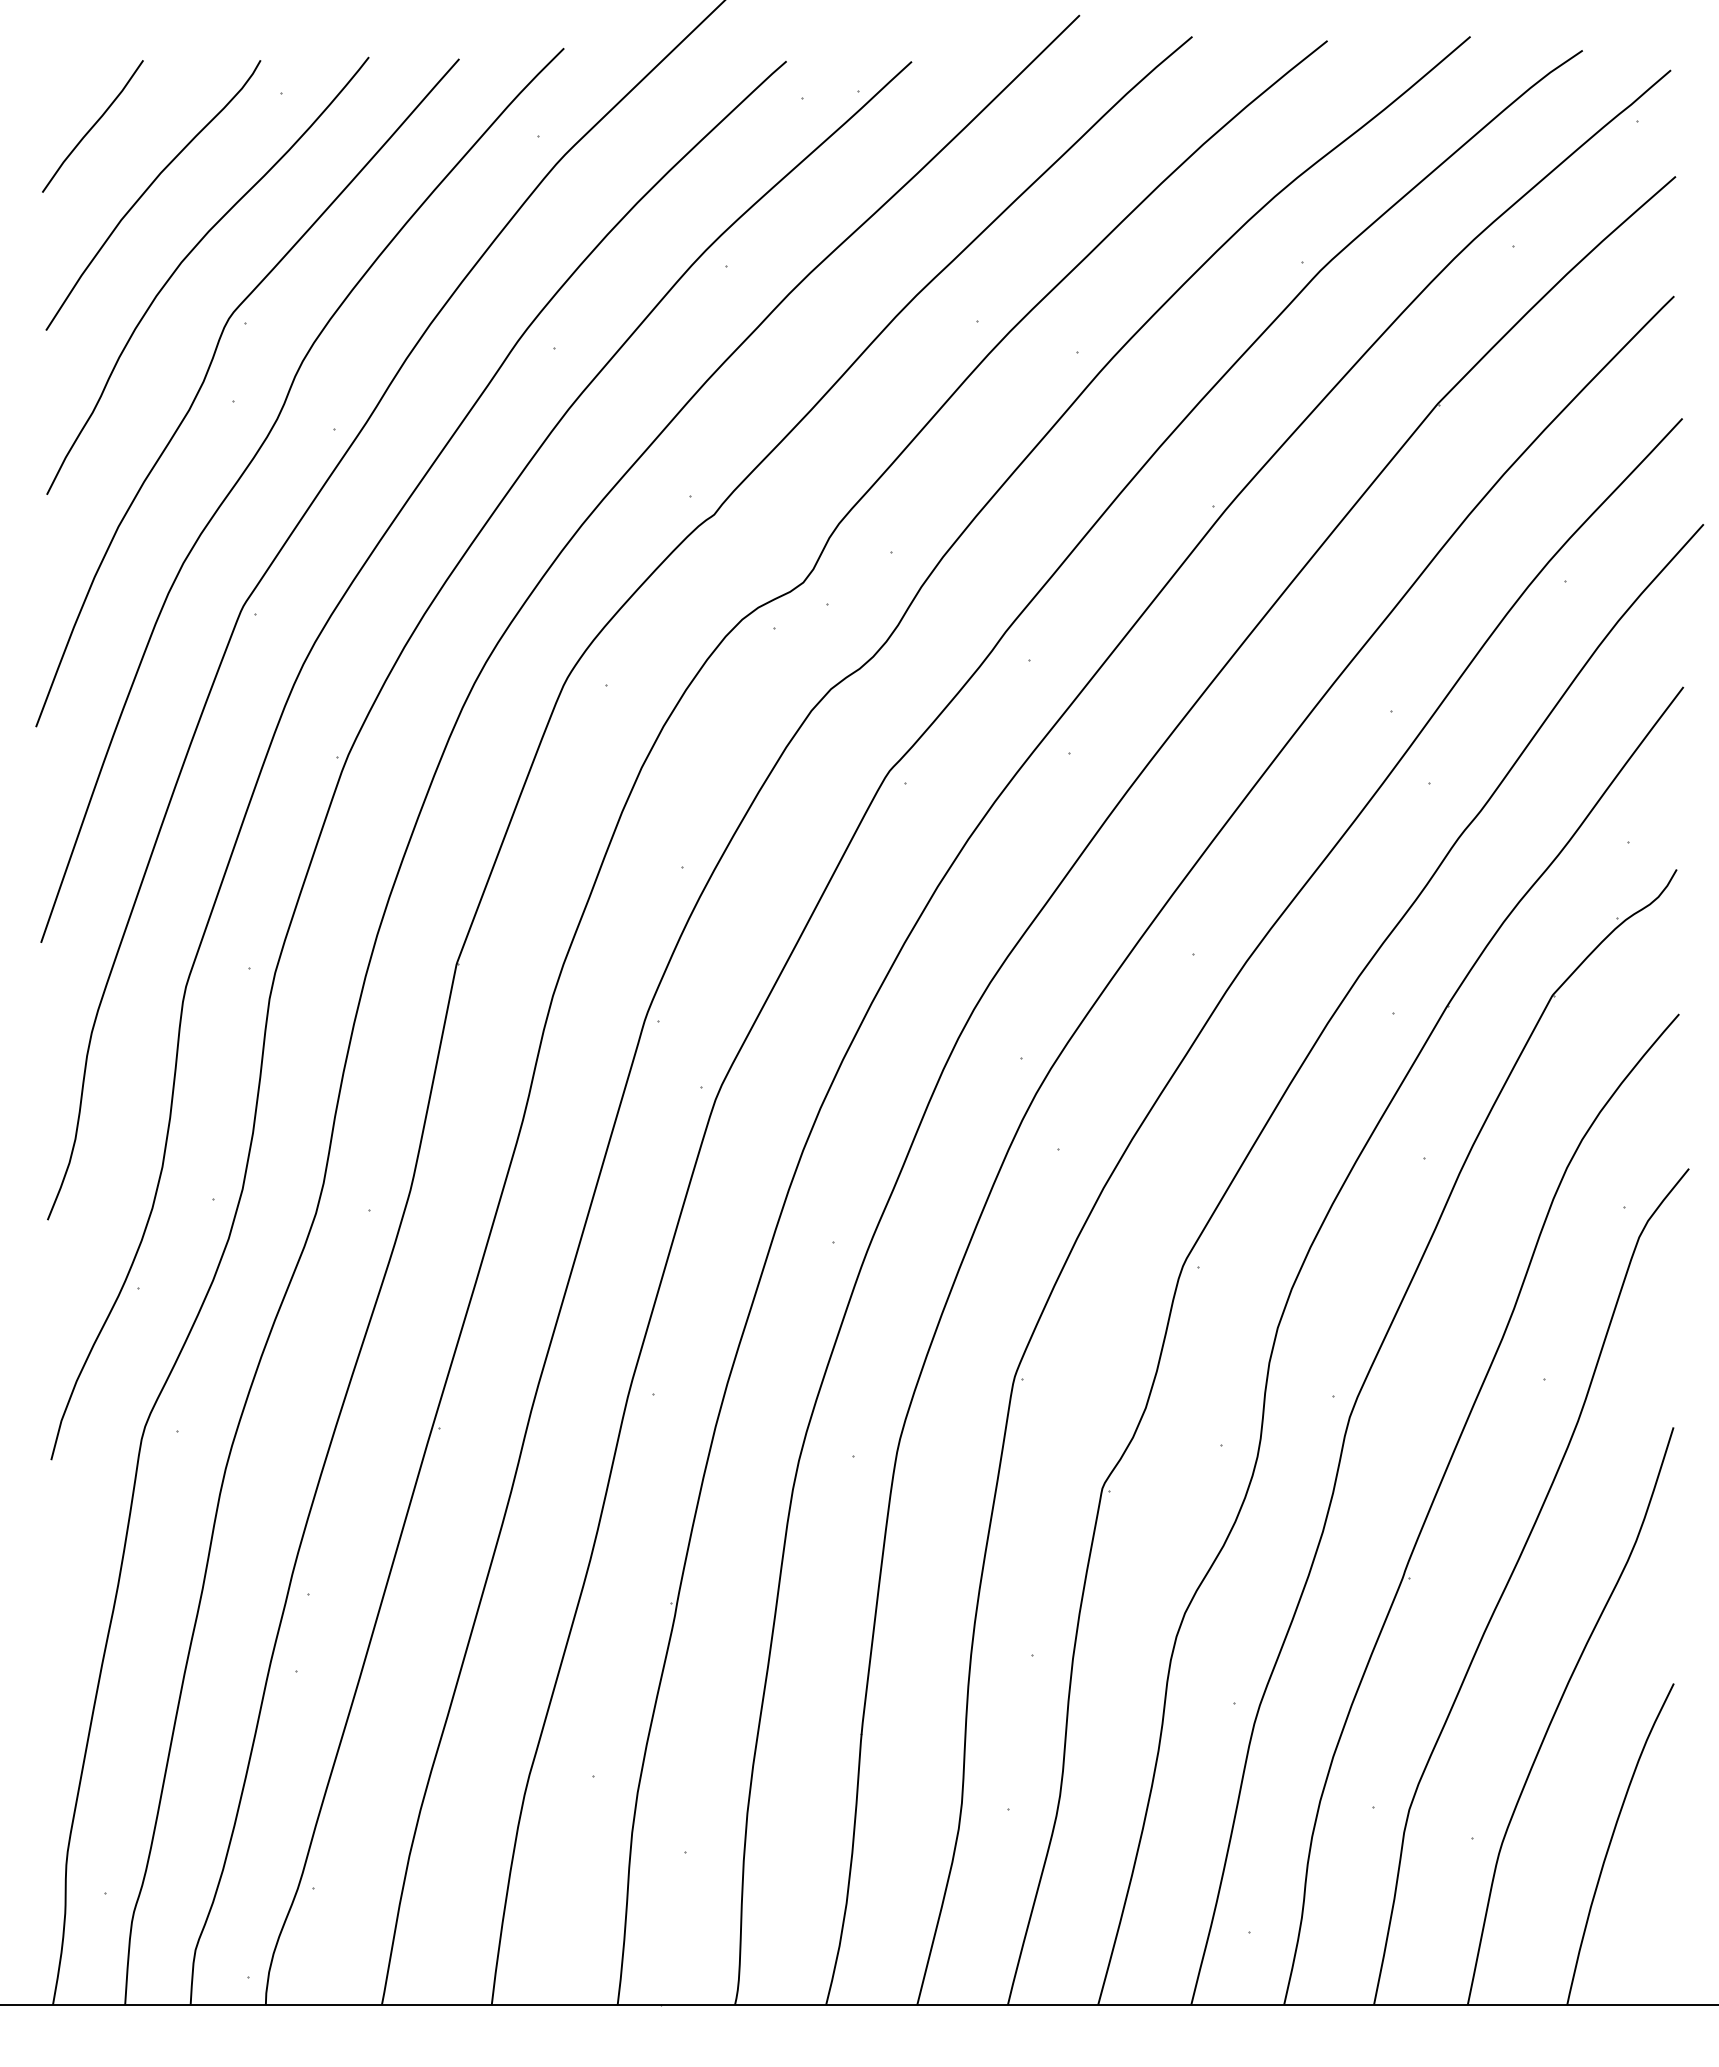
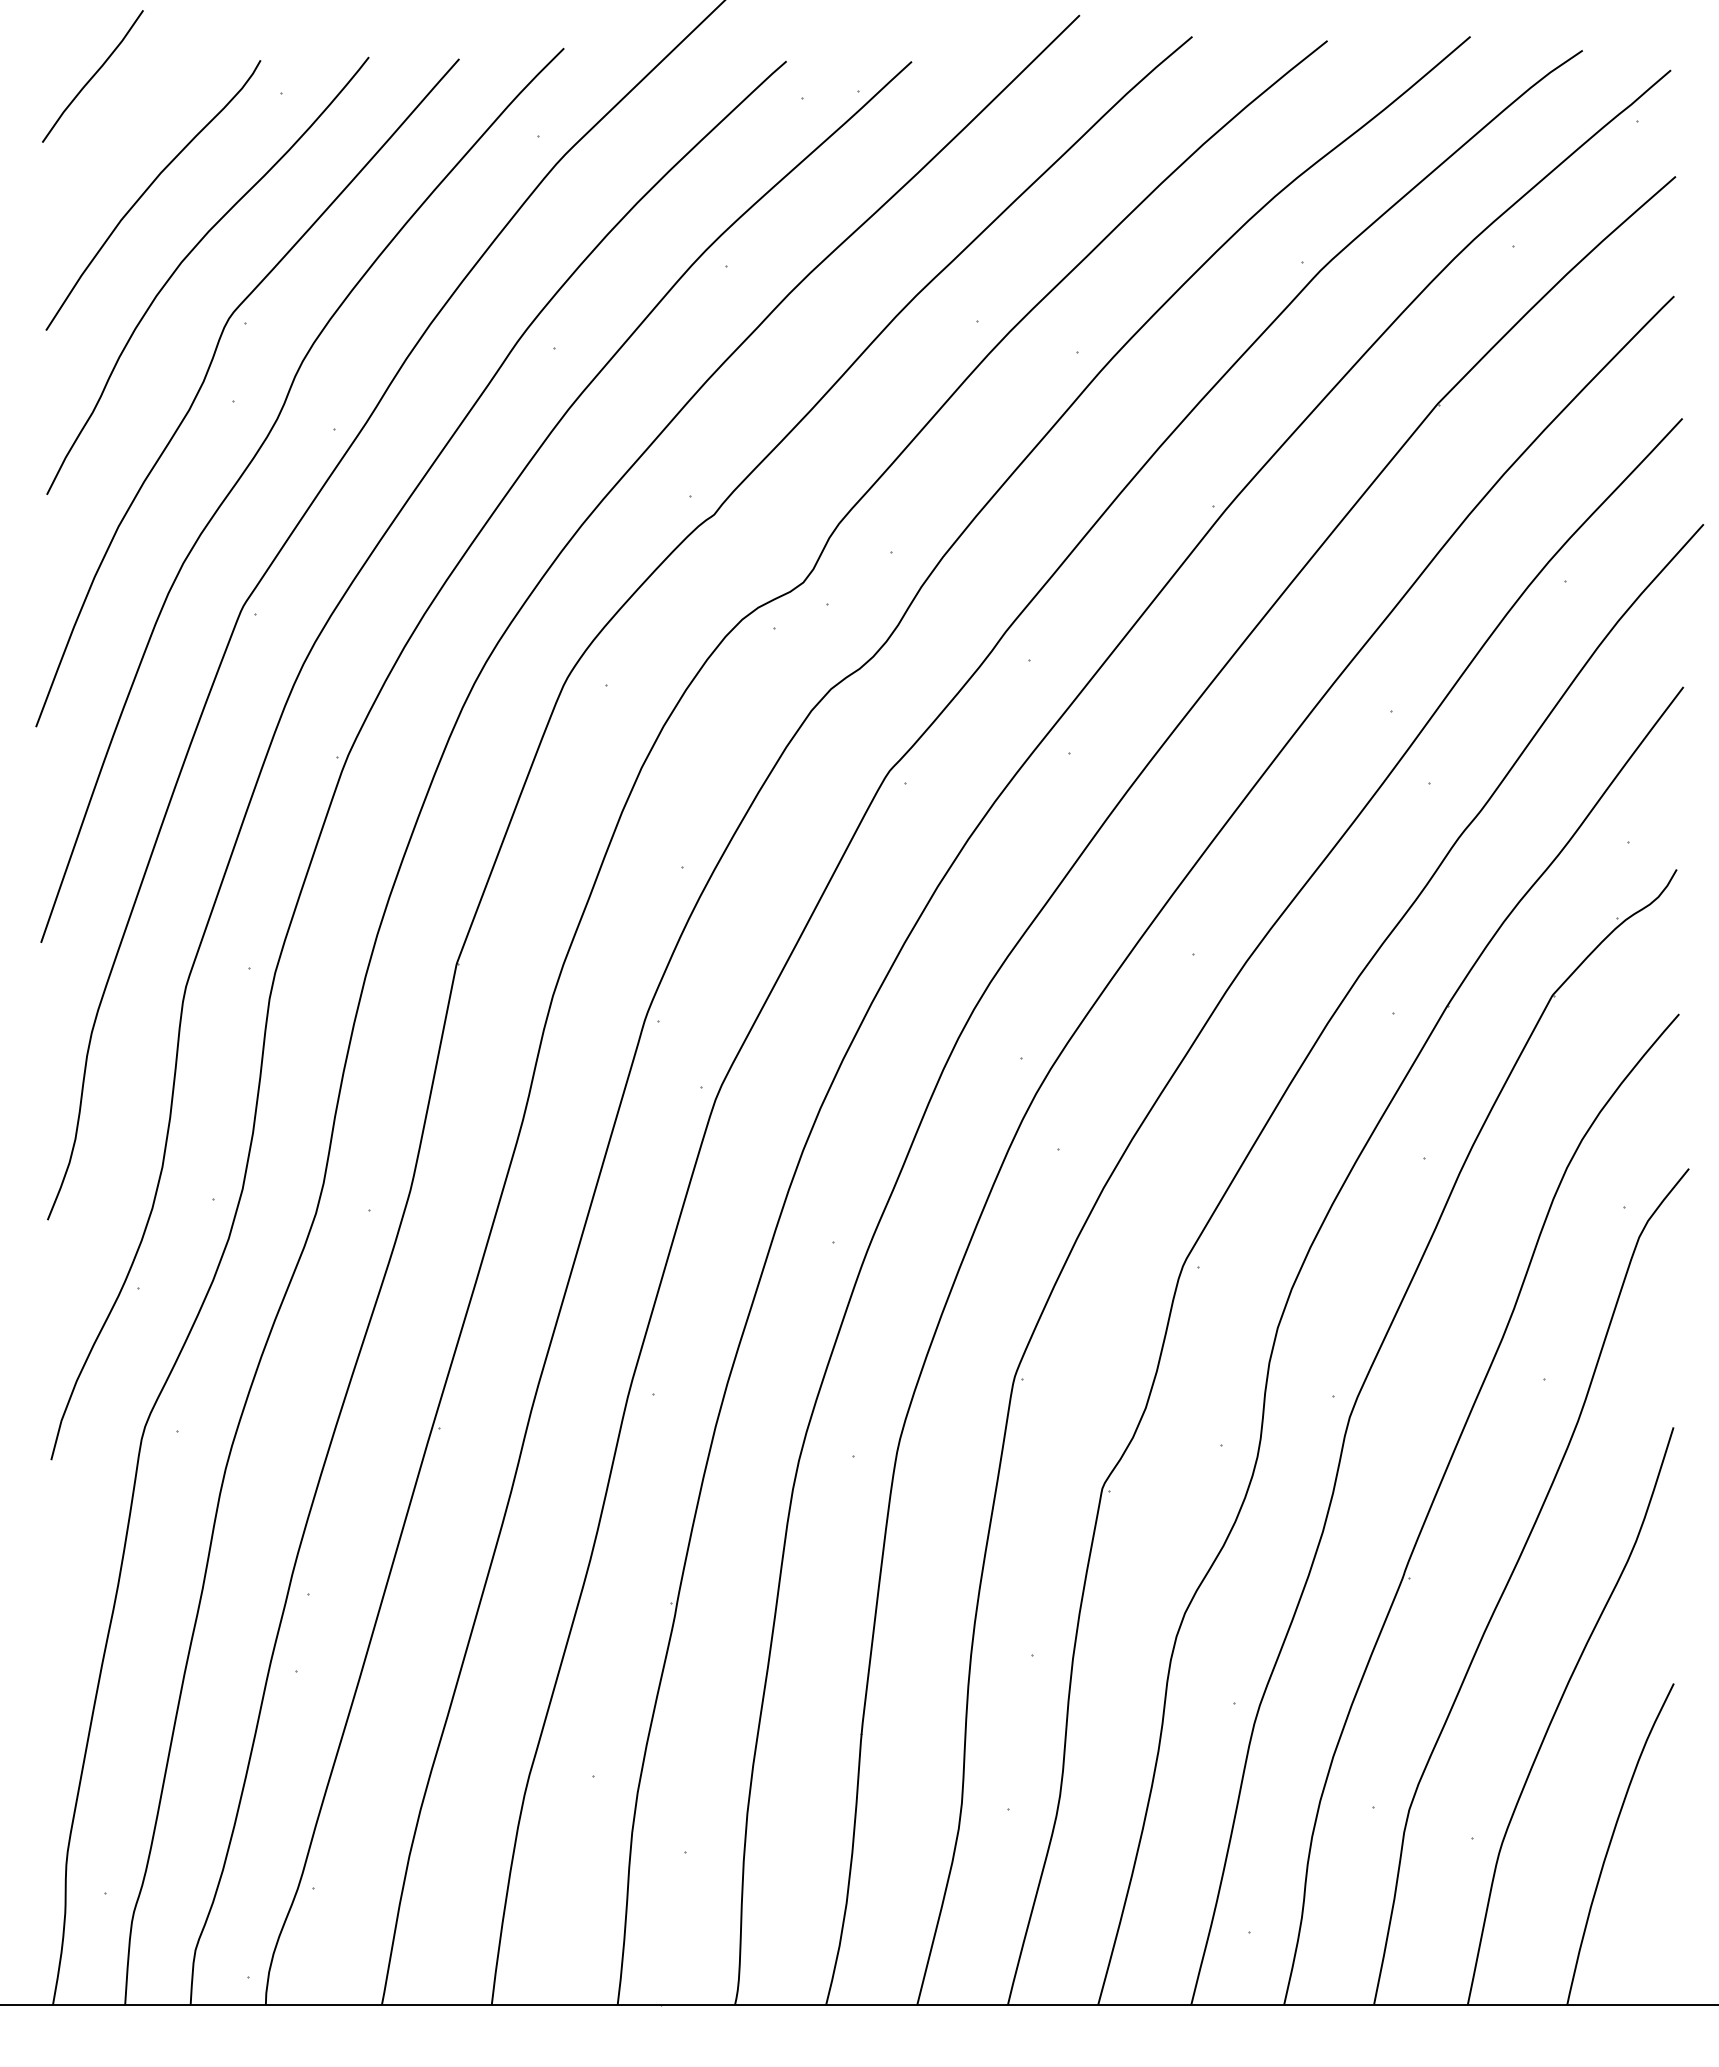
curve position: (92, 126) -> (92, 76) (92, 76)
